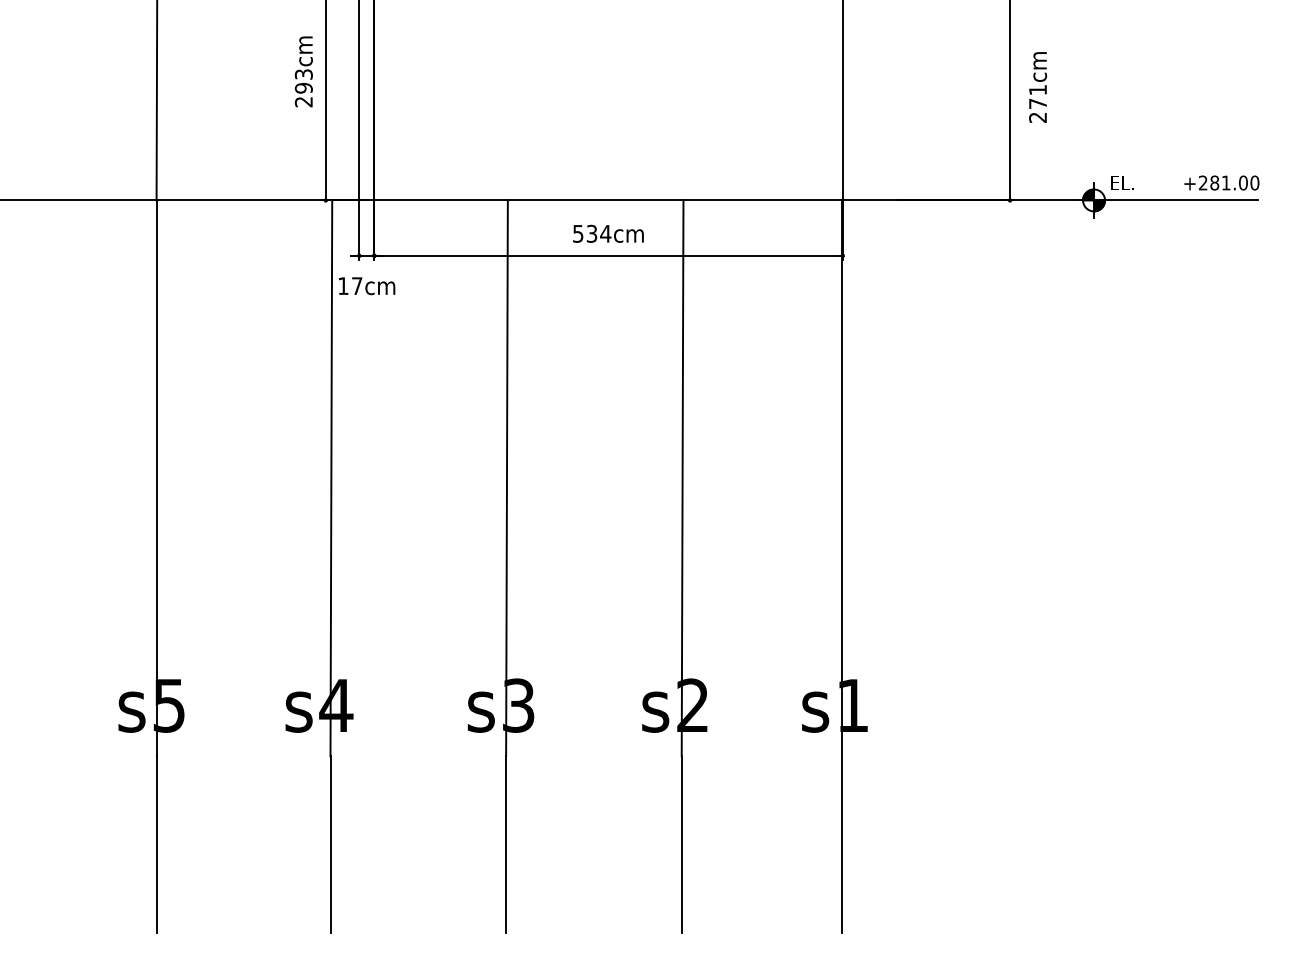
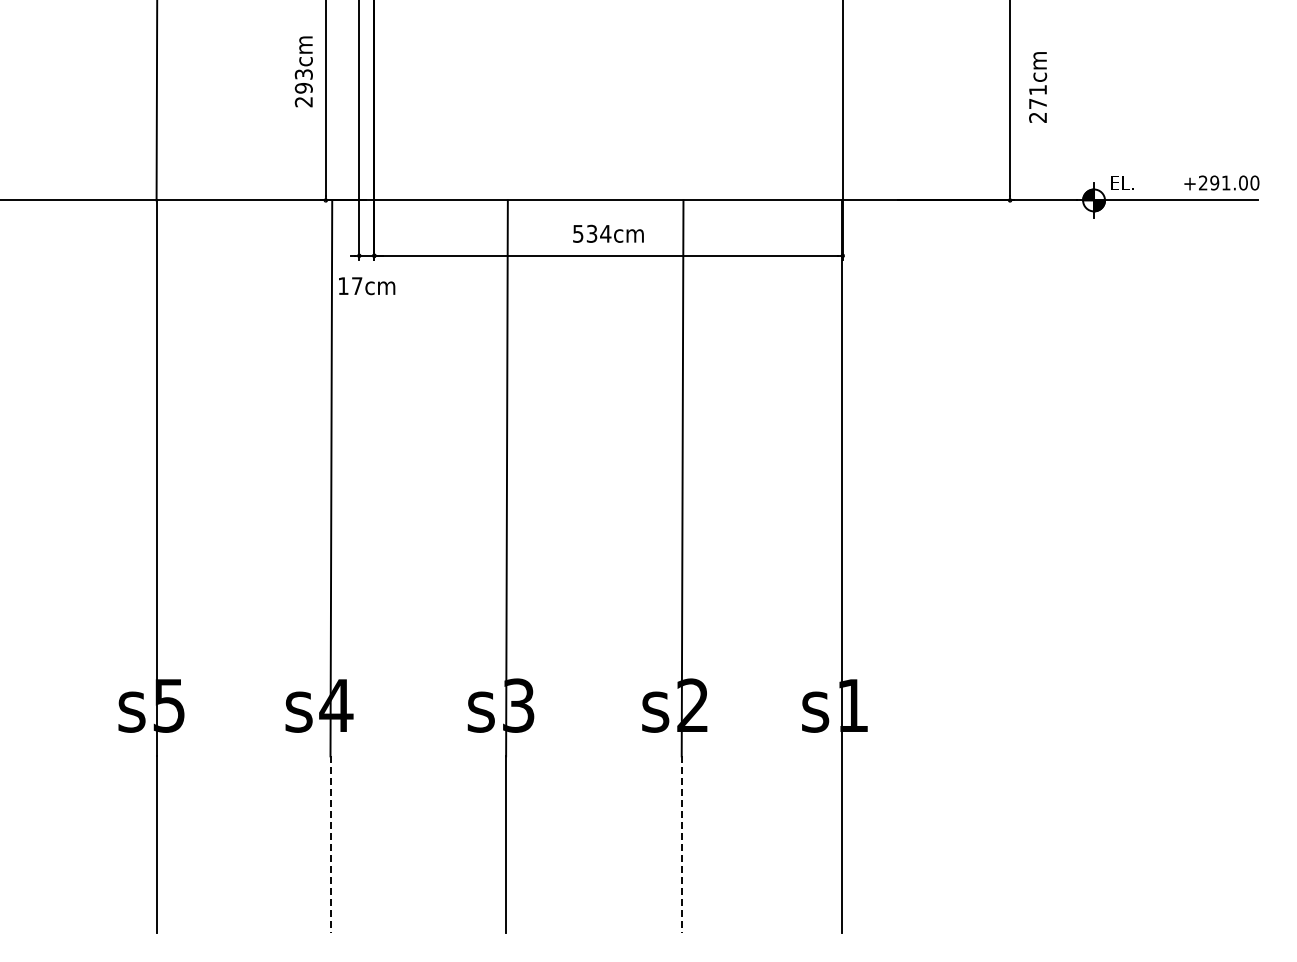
text: +281.00 -> +291.00 (1214, 182)
line: solid -> dashed (330, 845)
line: solid -> dashed (681, 845)
